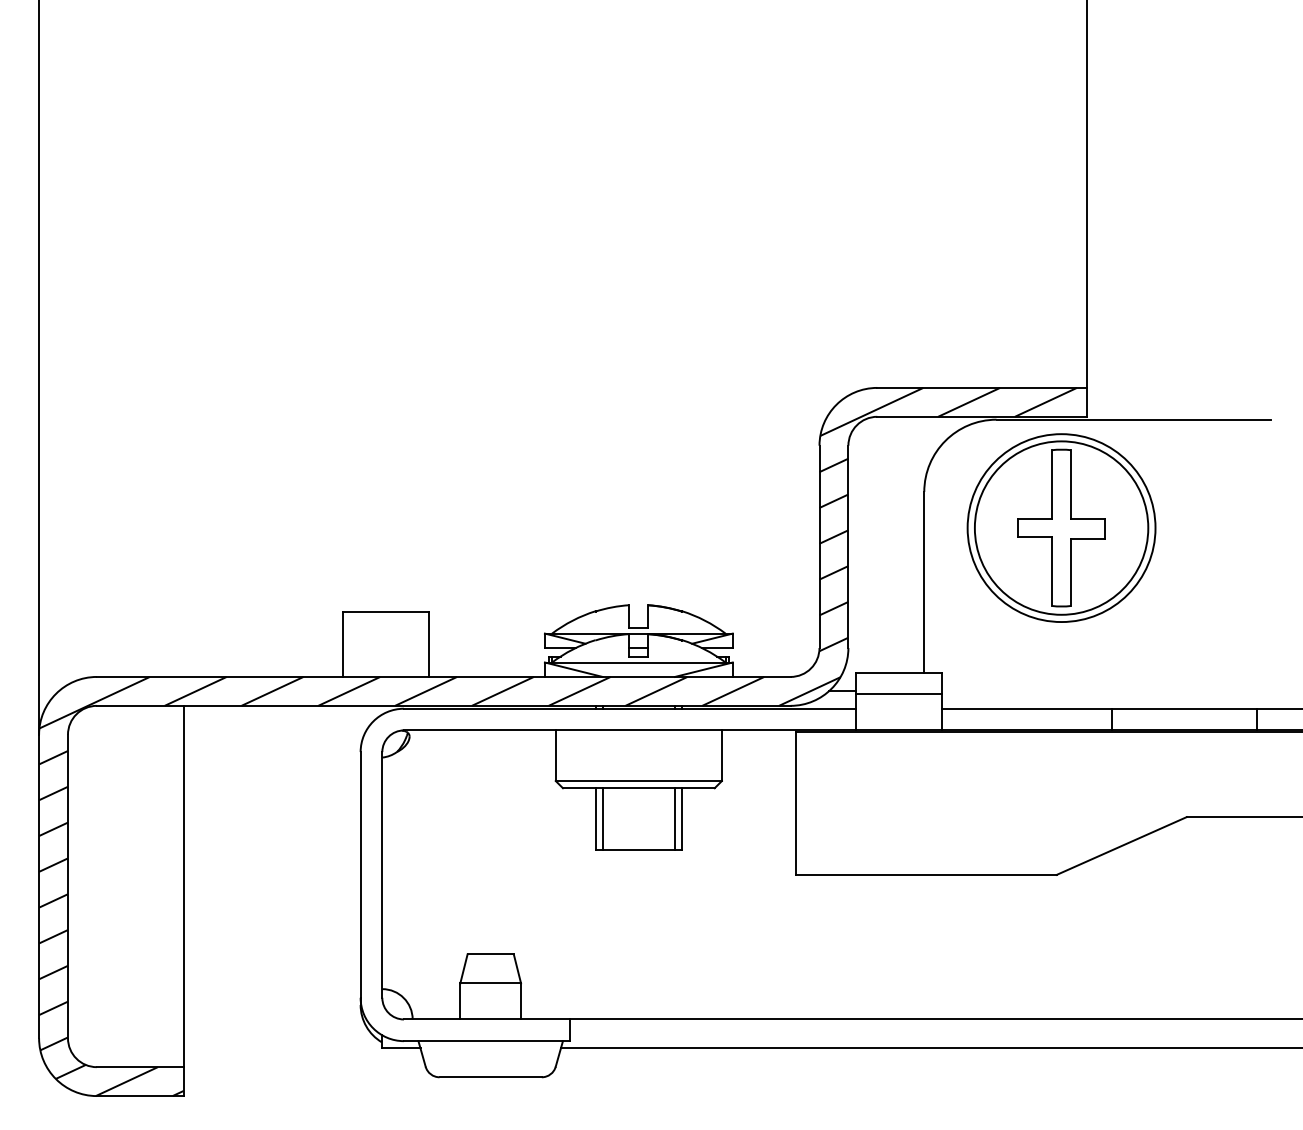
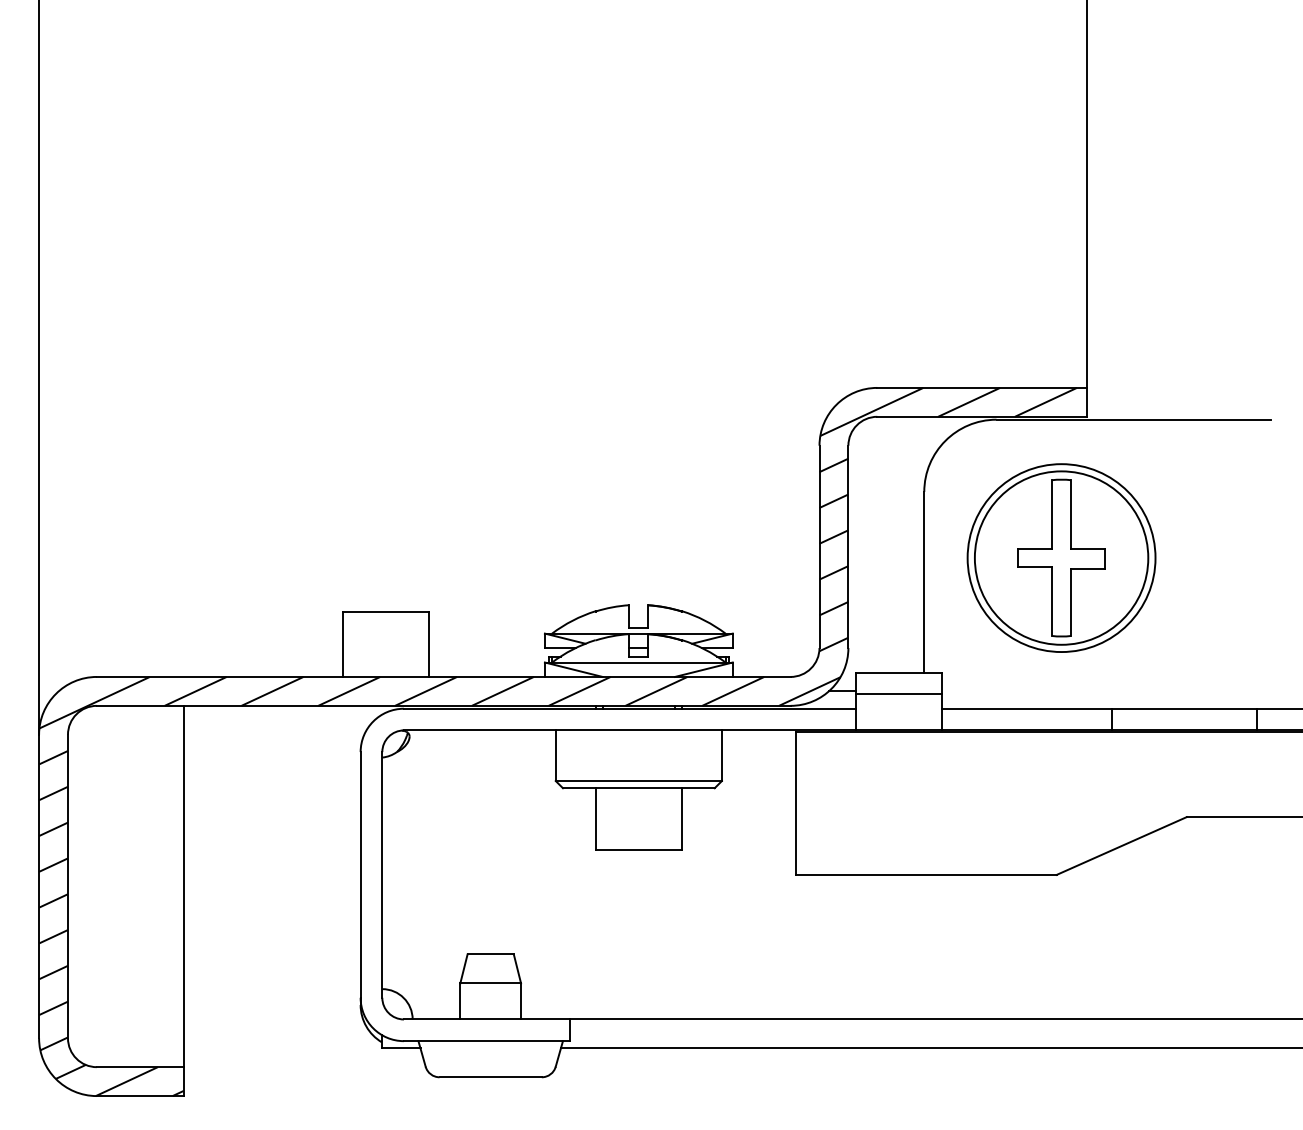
part position: (1061, 527) -> (1061, 557) (1061, 557)
line: present -> none (602, 819)
line: present -> none (674, 819)
